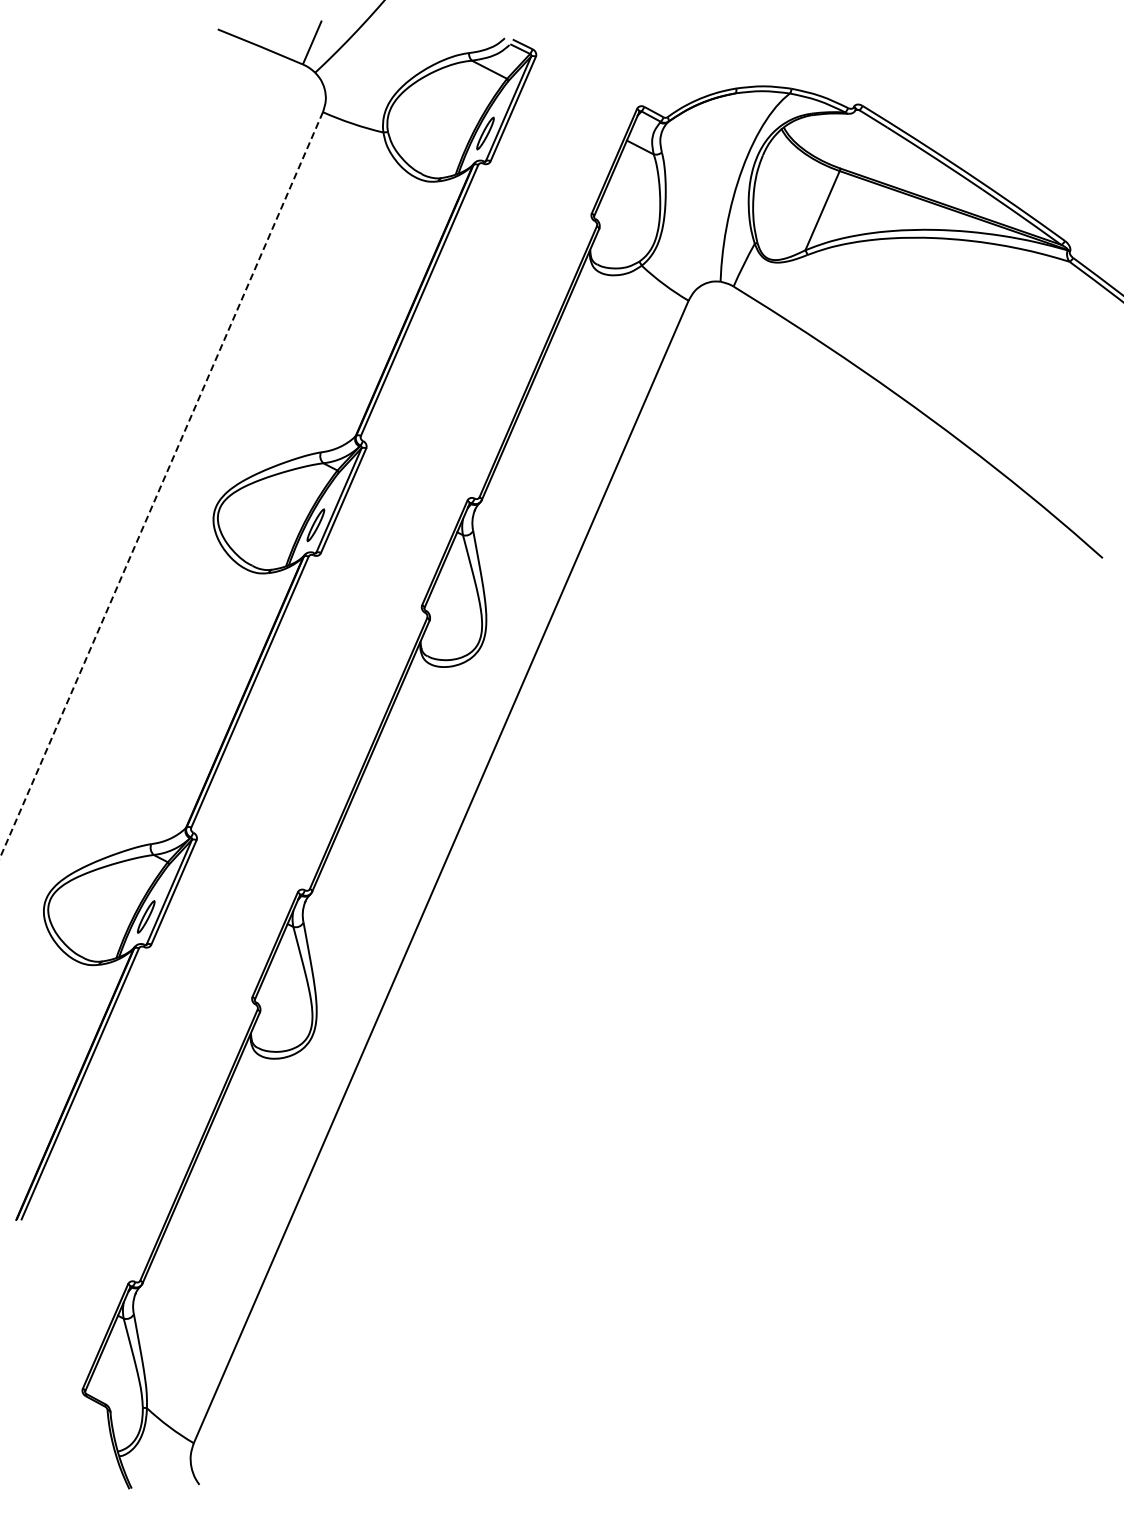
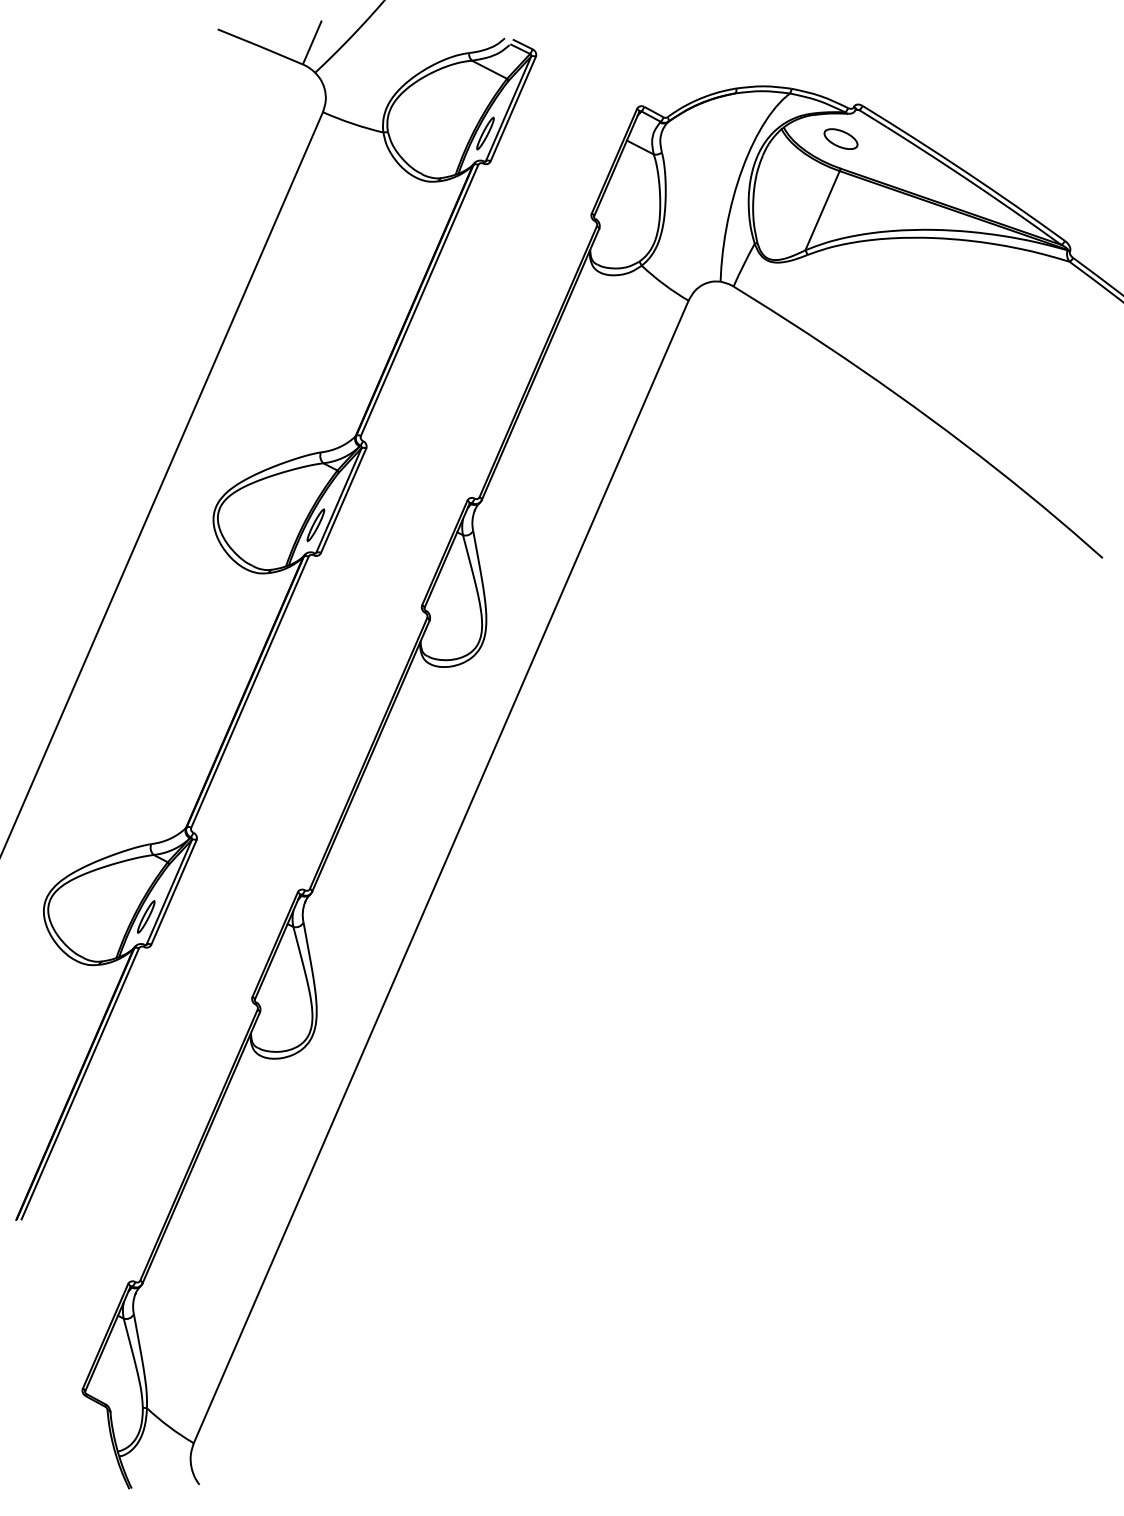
part: none -> present (840, 138)
line: dashed -> solid (161, 485)
